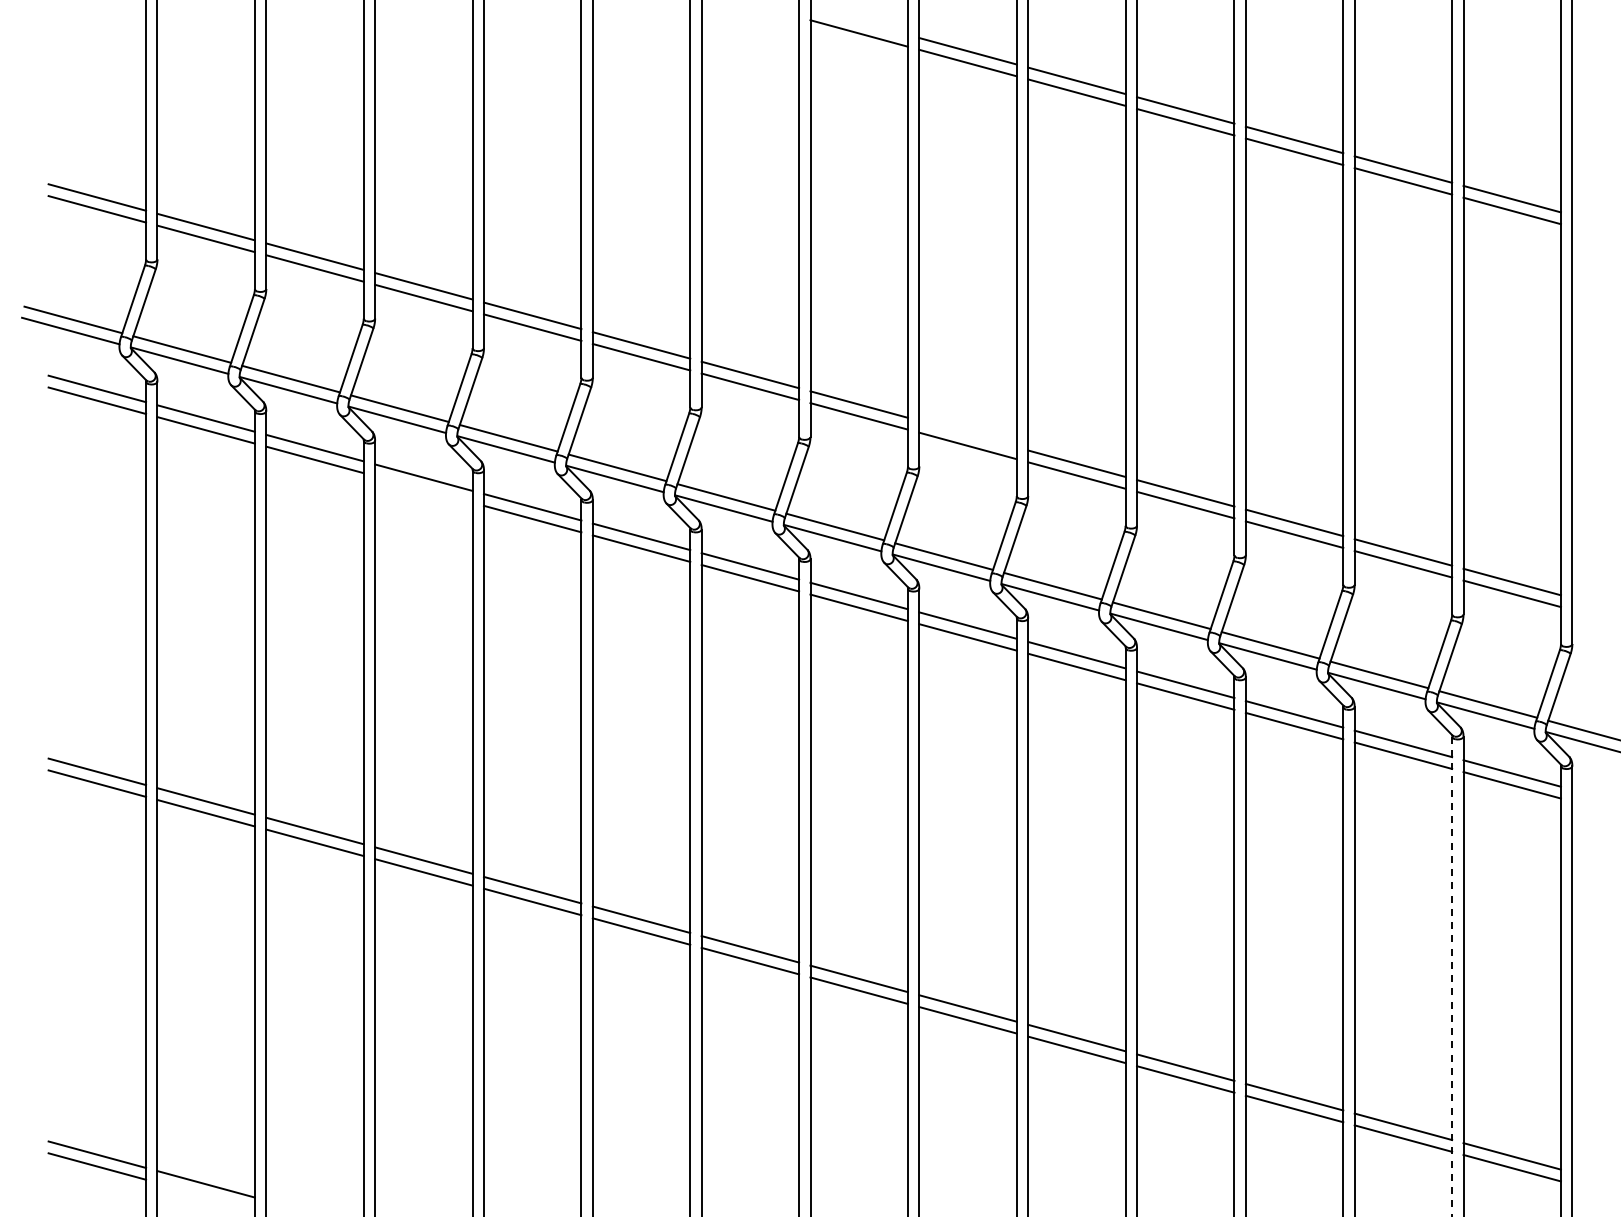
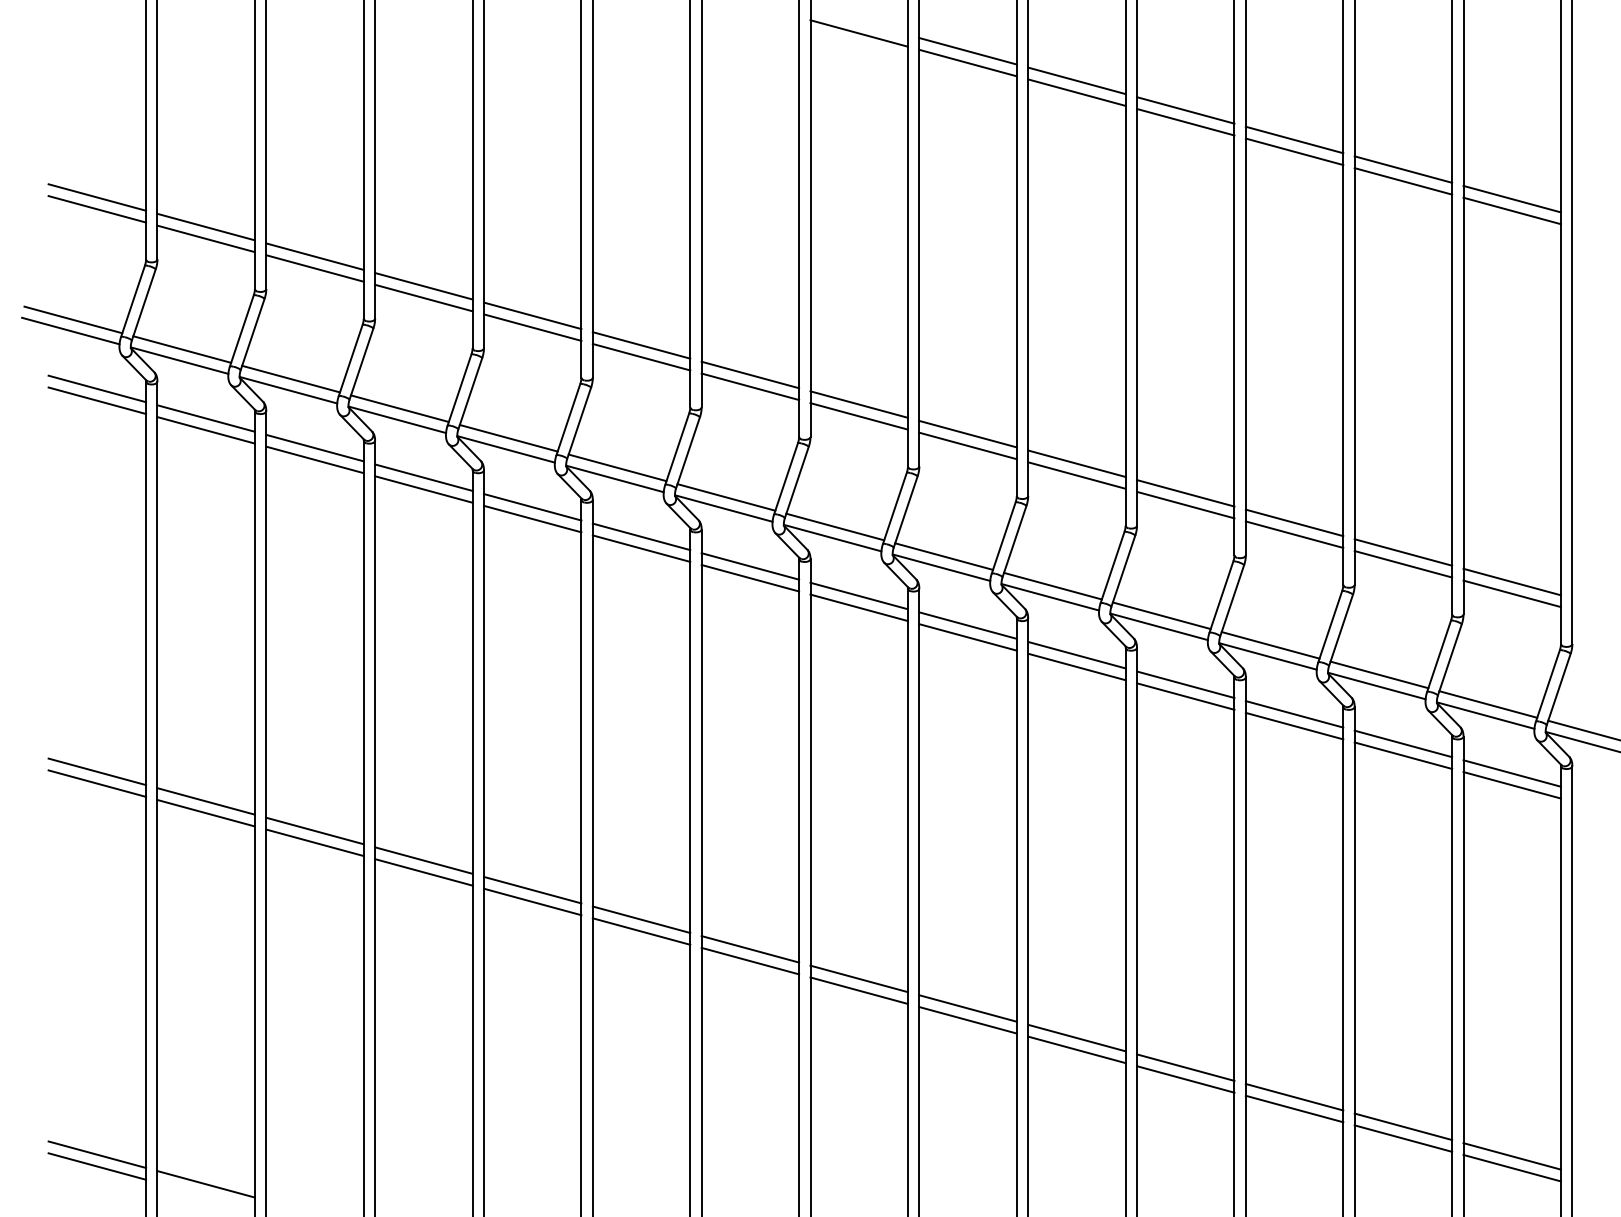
line: none -> present (967, 433)
line: none -> present (423, 489)
line: dashed -> solid (1452, 976)
